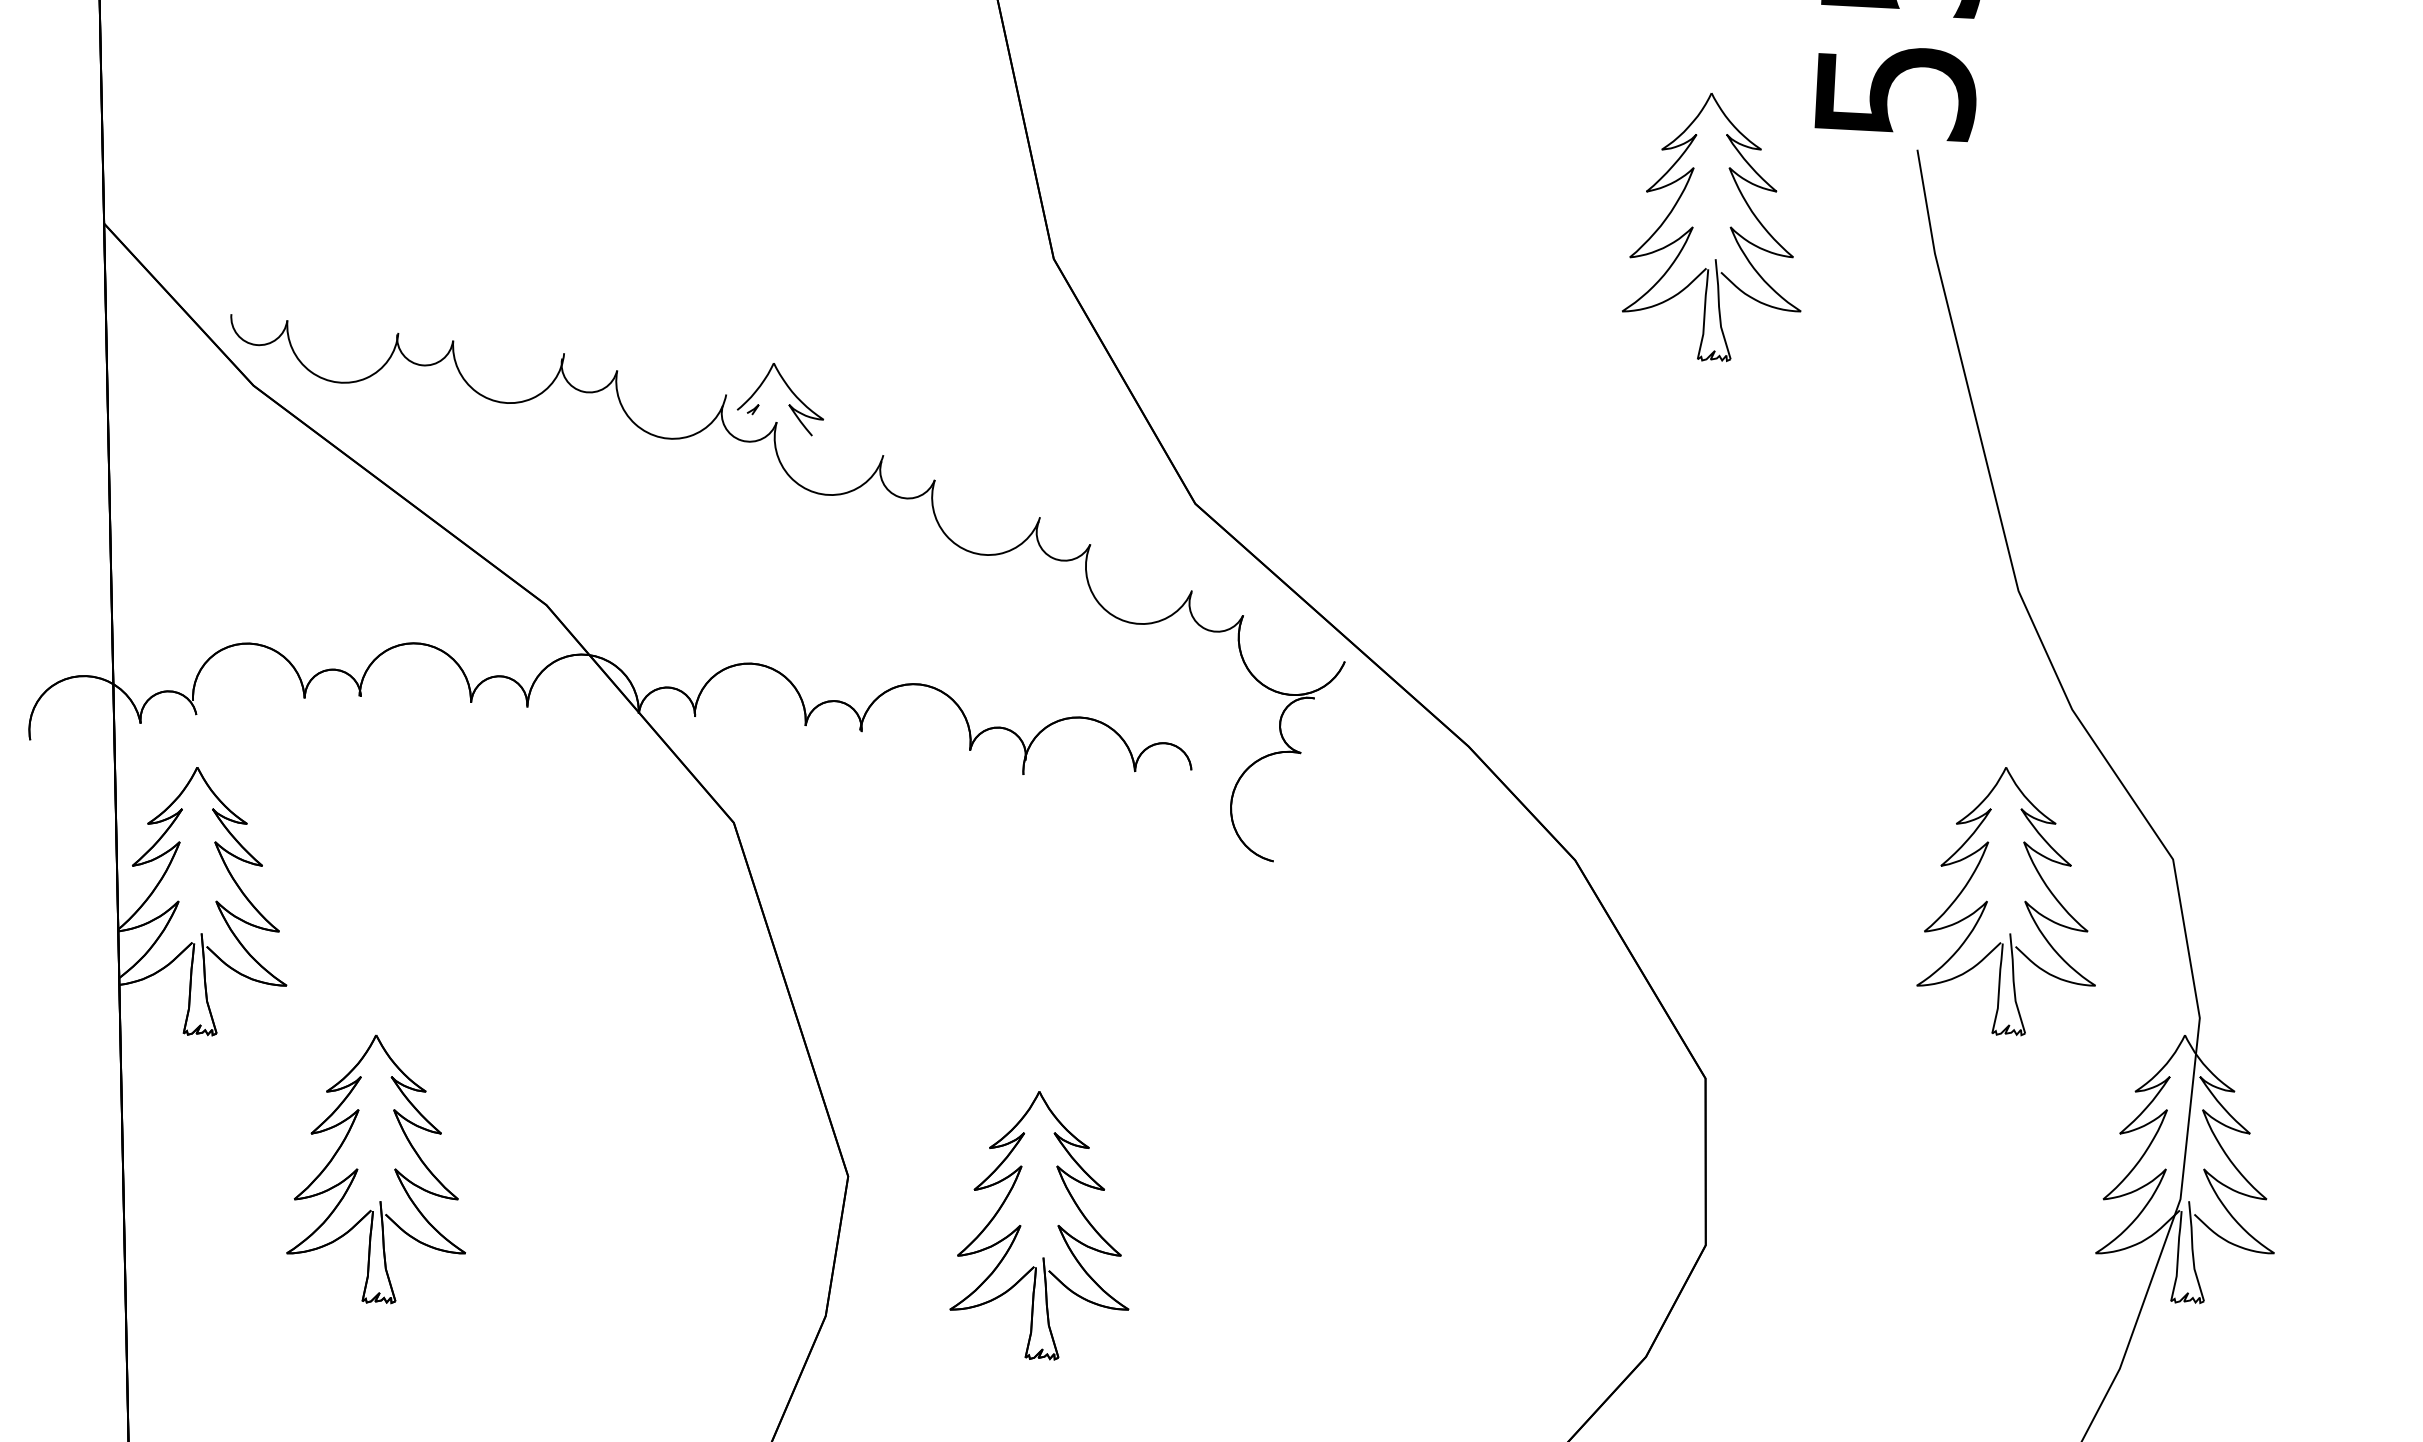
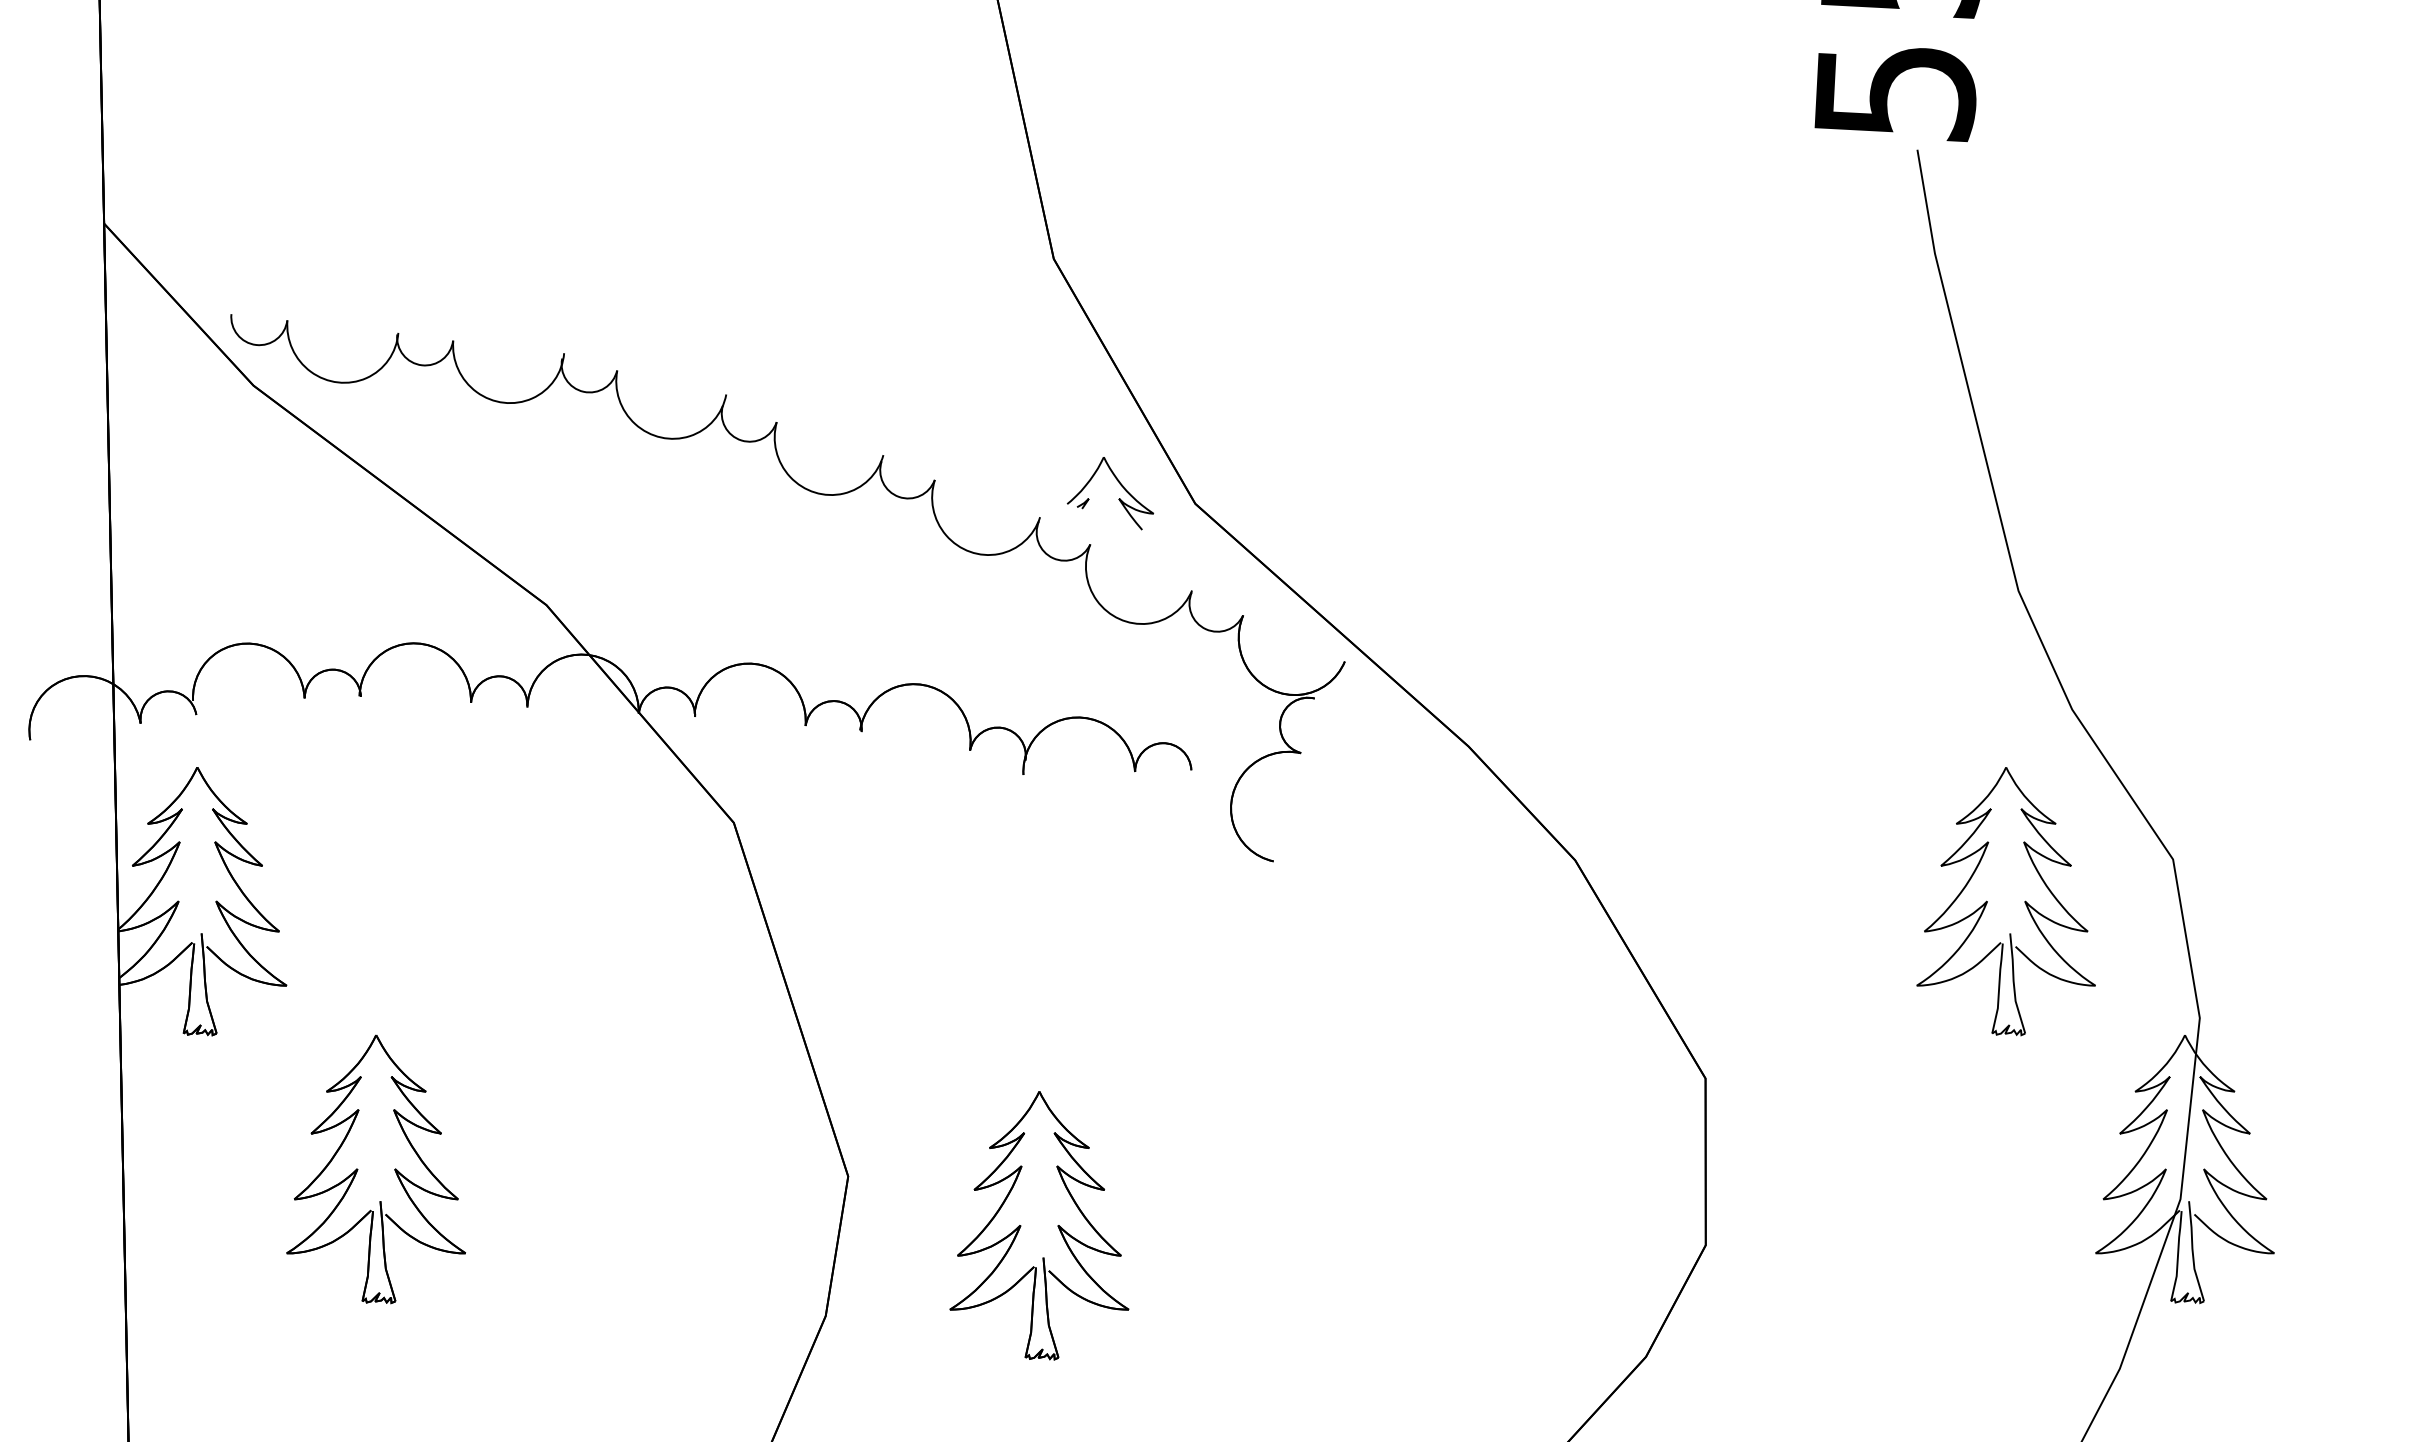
part: present -> none (1693, 227)
part position: (788, 405) -> (1118, 499) (1118, 499)
